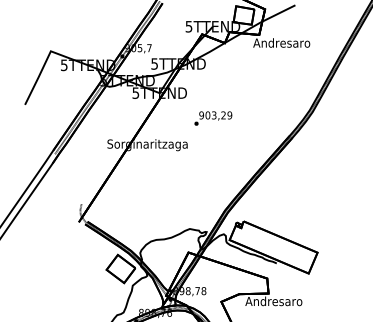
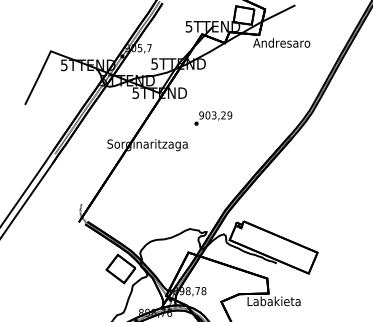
text: Andresaro -> Labakieta (273, 301)
